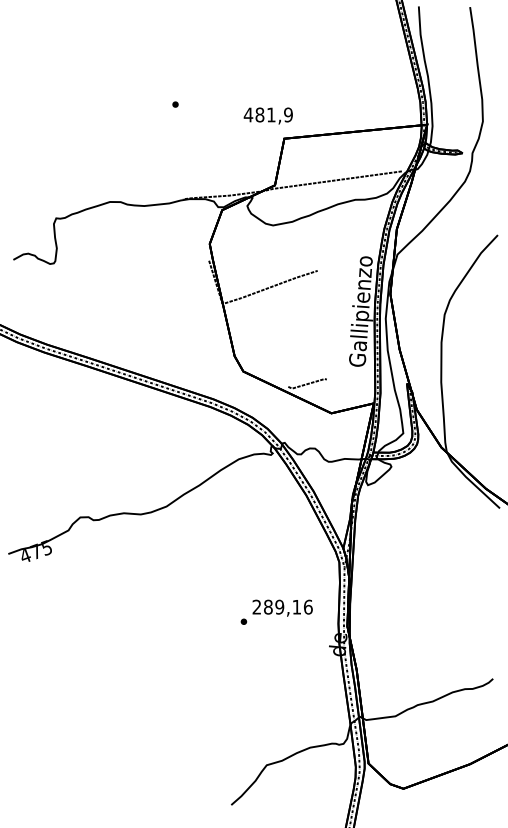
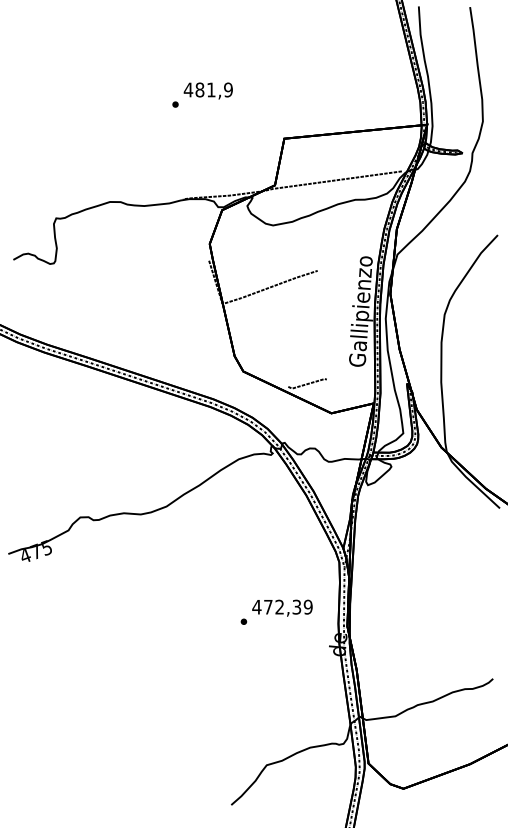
text position: (267, 115) -> (207, 90) (207, 90)
text: 289,16 -> 472,39 (282, 606)
